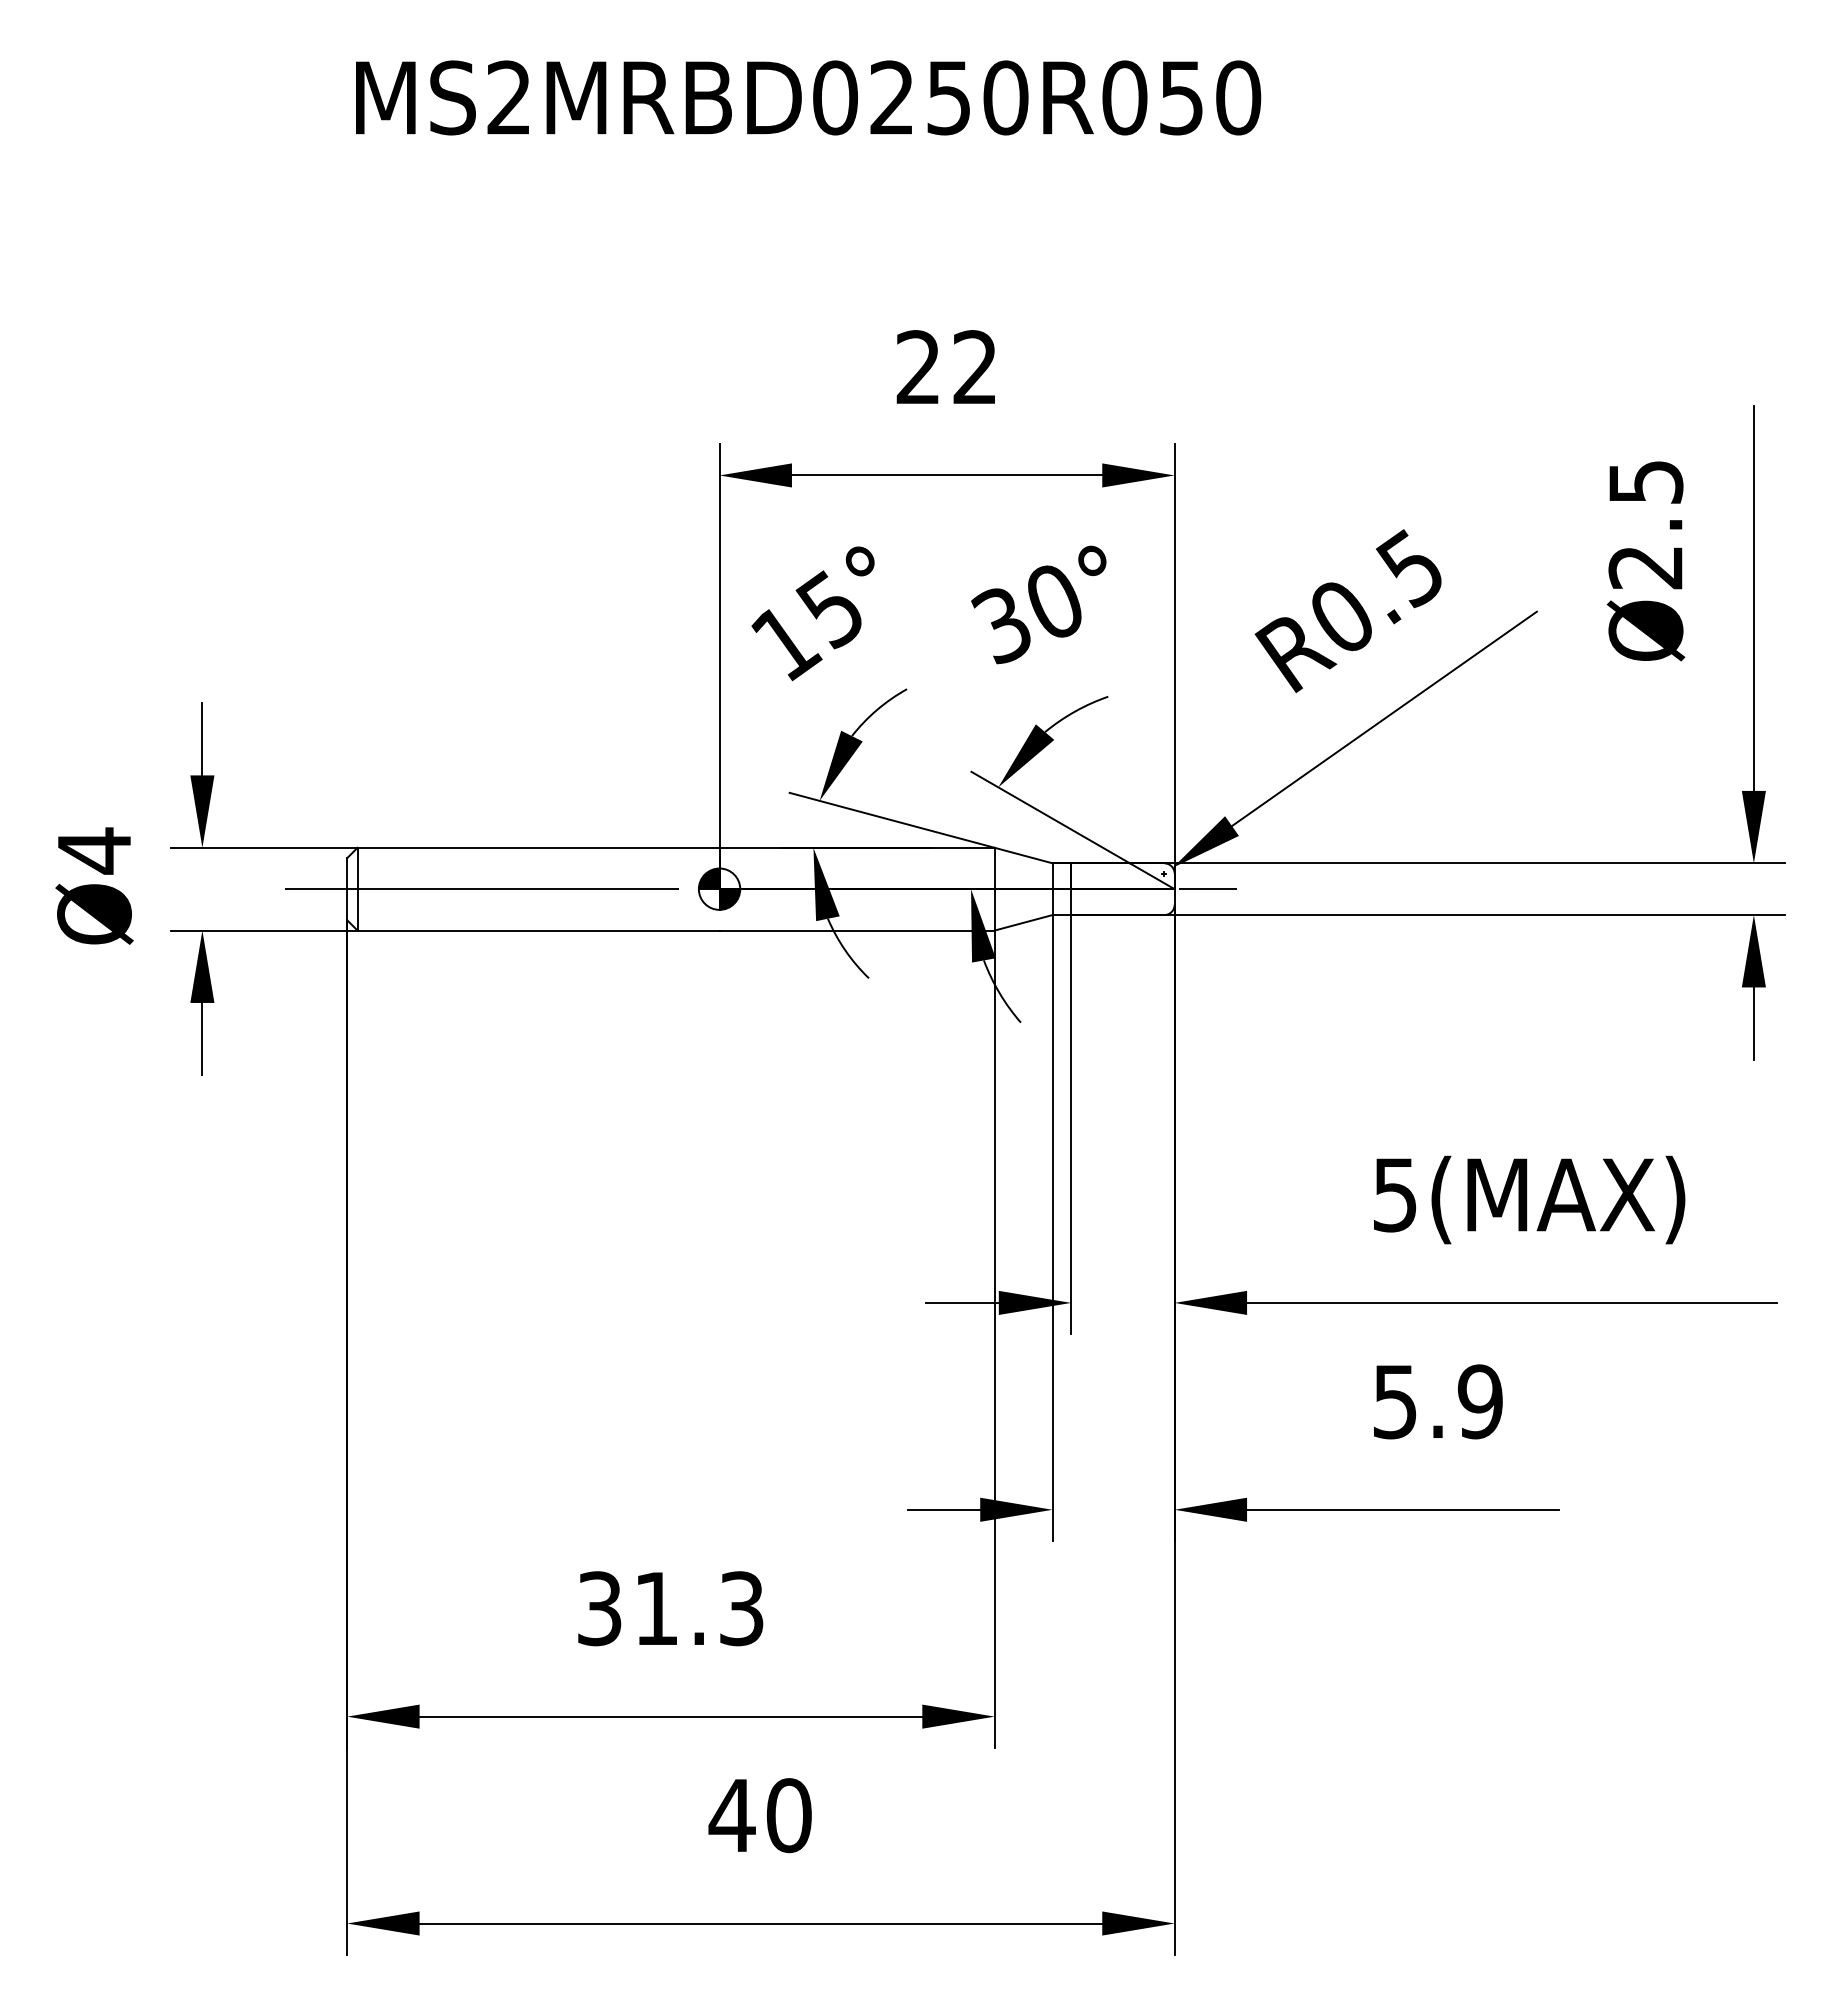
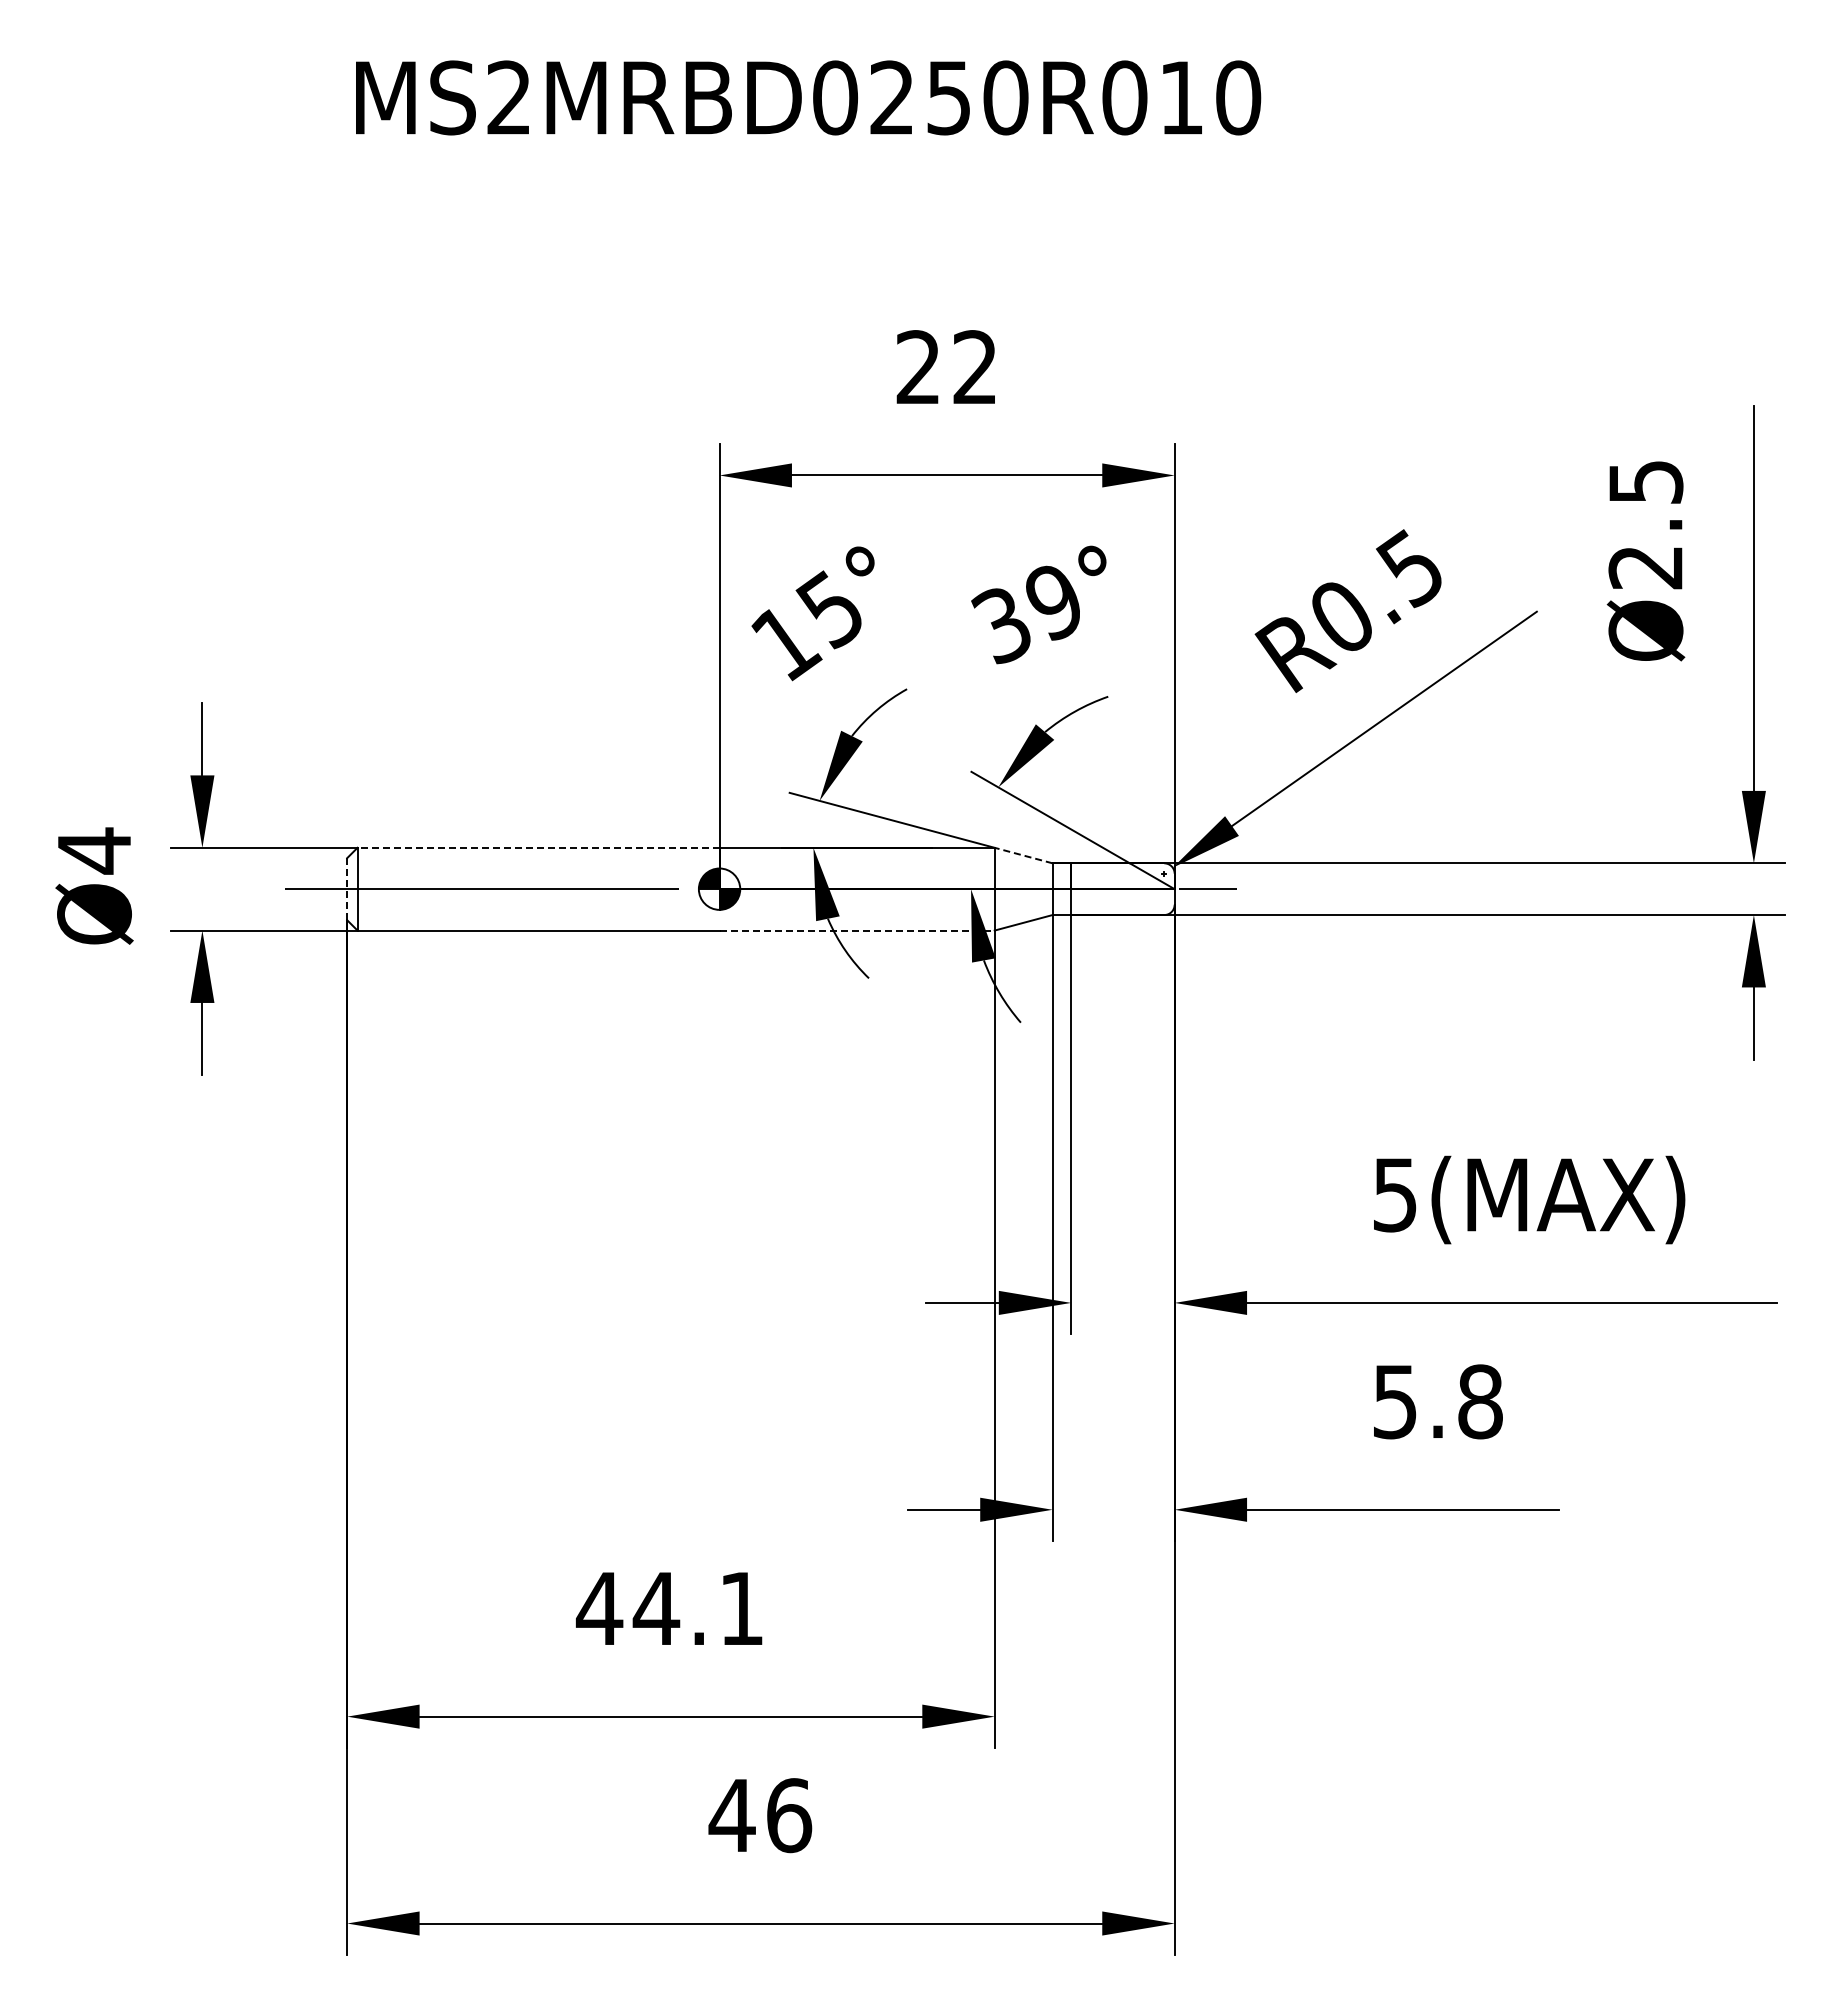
text: MS2MRBD0250R050 -> MS2MRBD0250R010 (1181, 98)
text: 30° -> 39° (1053, 602)
line: solid -> dashed (538, 847)
line: solid -> dashed (1023, 855)
line: solid -> dashed (347, 889)
line: solid -> dashed (857, 930)
text: 5.9 -> 5.8 (1480, 1401)
text: 31.3 -> 44.1 (669, 1608)
text: 40 -> 46 (789, 1815)
